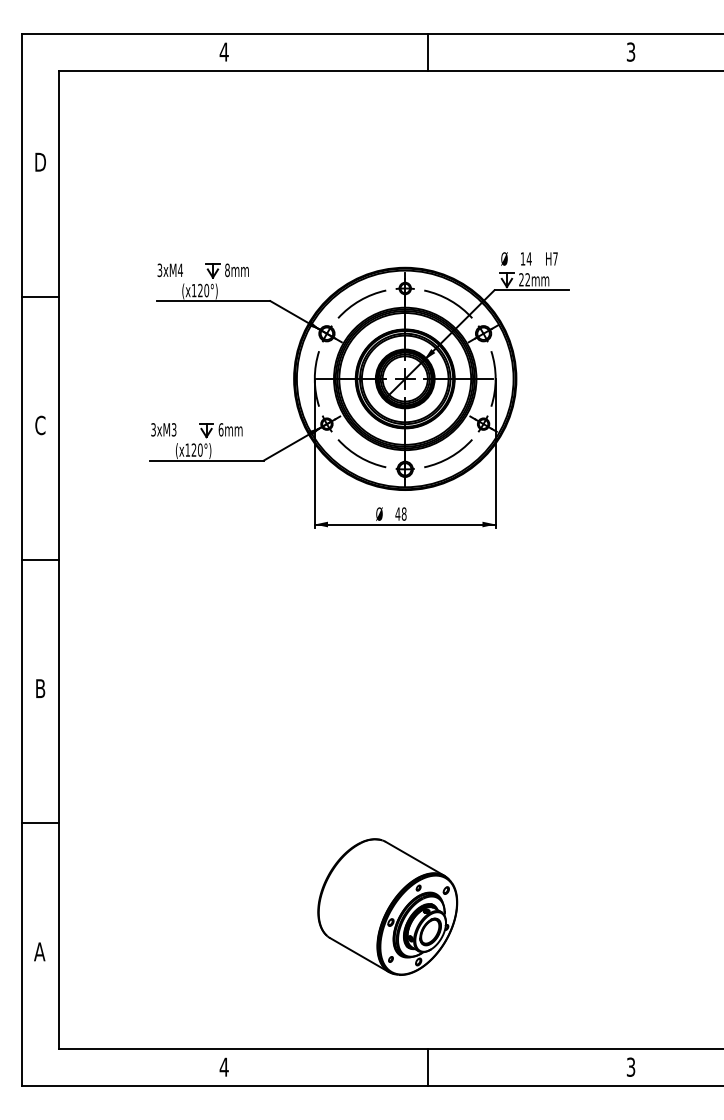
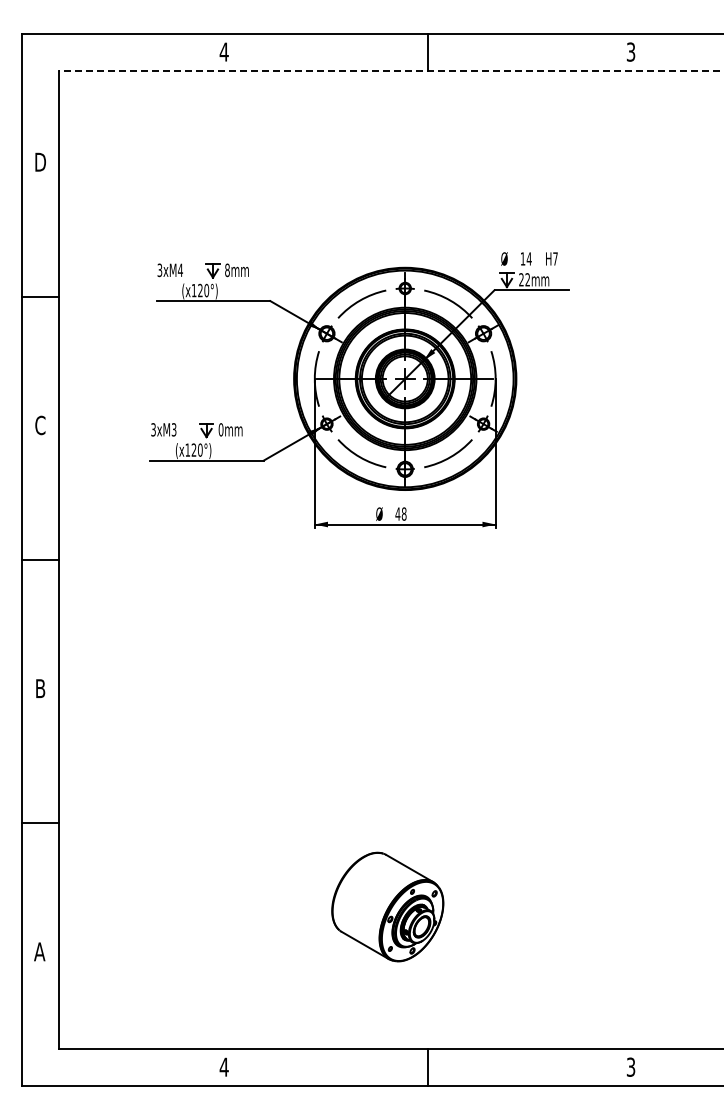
line: solid -> dashed (391, 71)
text: 6mm -> 0mm (221, 429)
part size: 142x138 px -> 114x112 px (387, 906)
